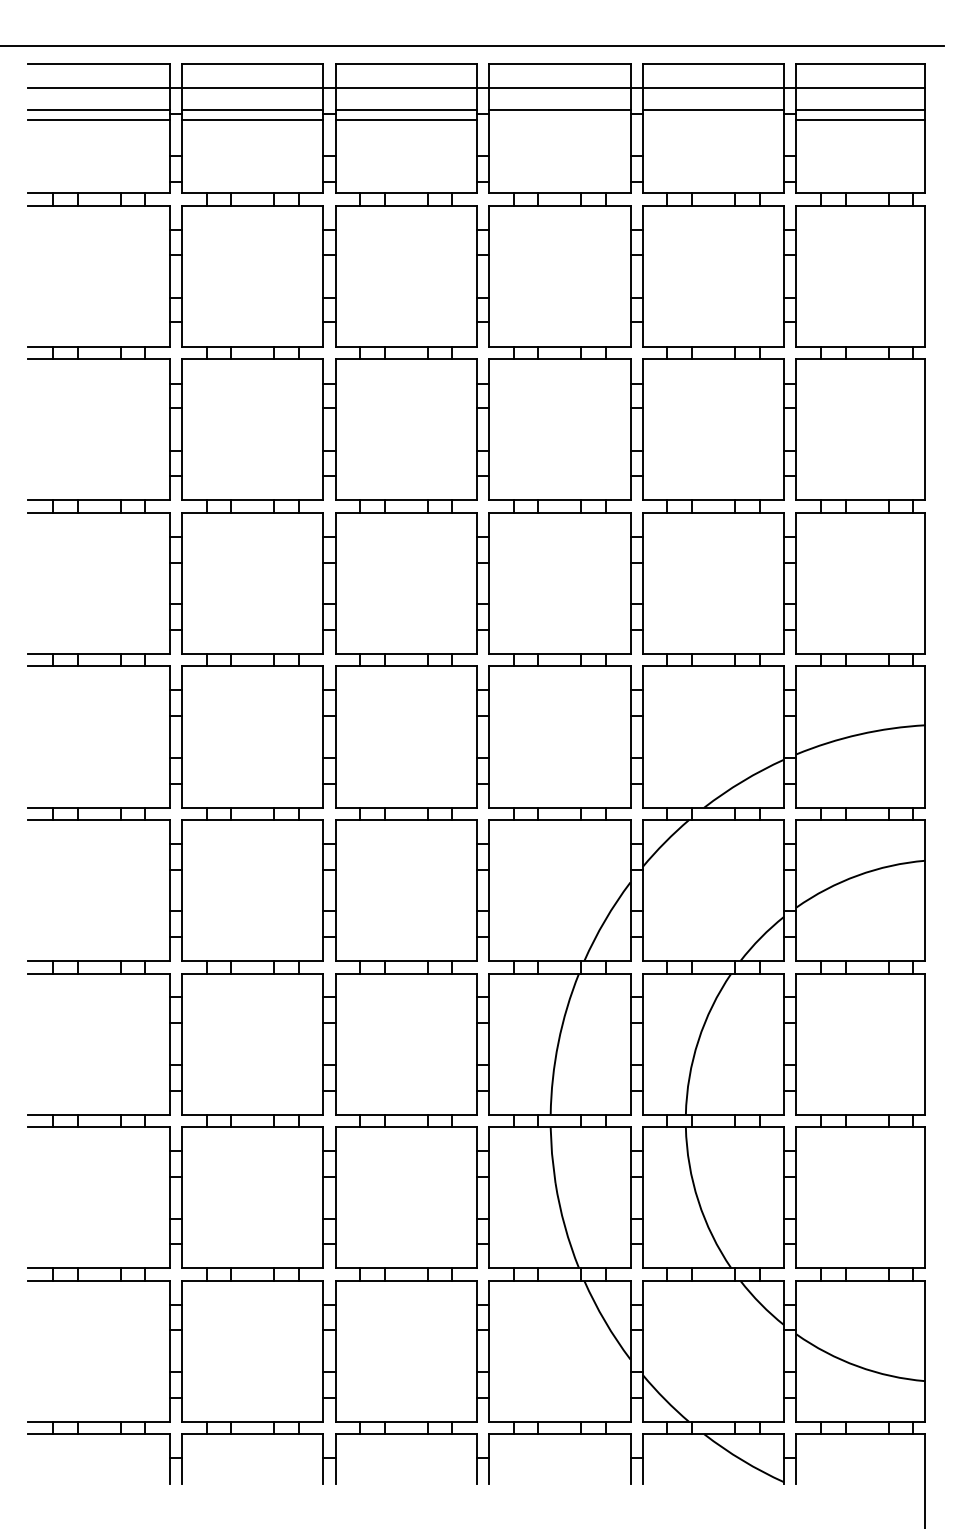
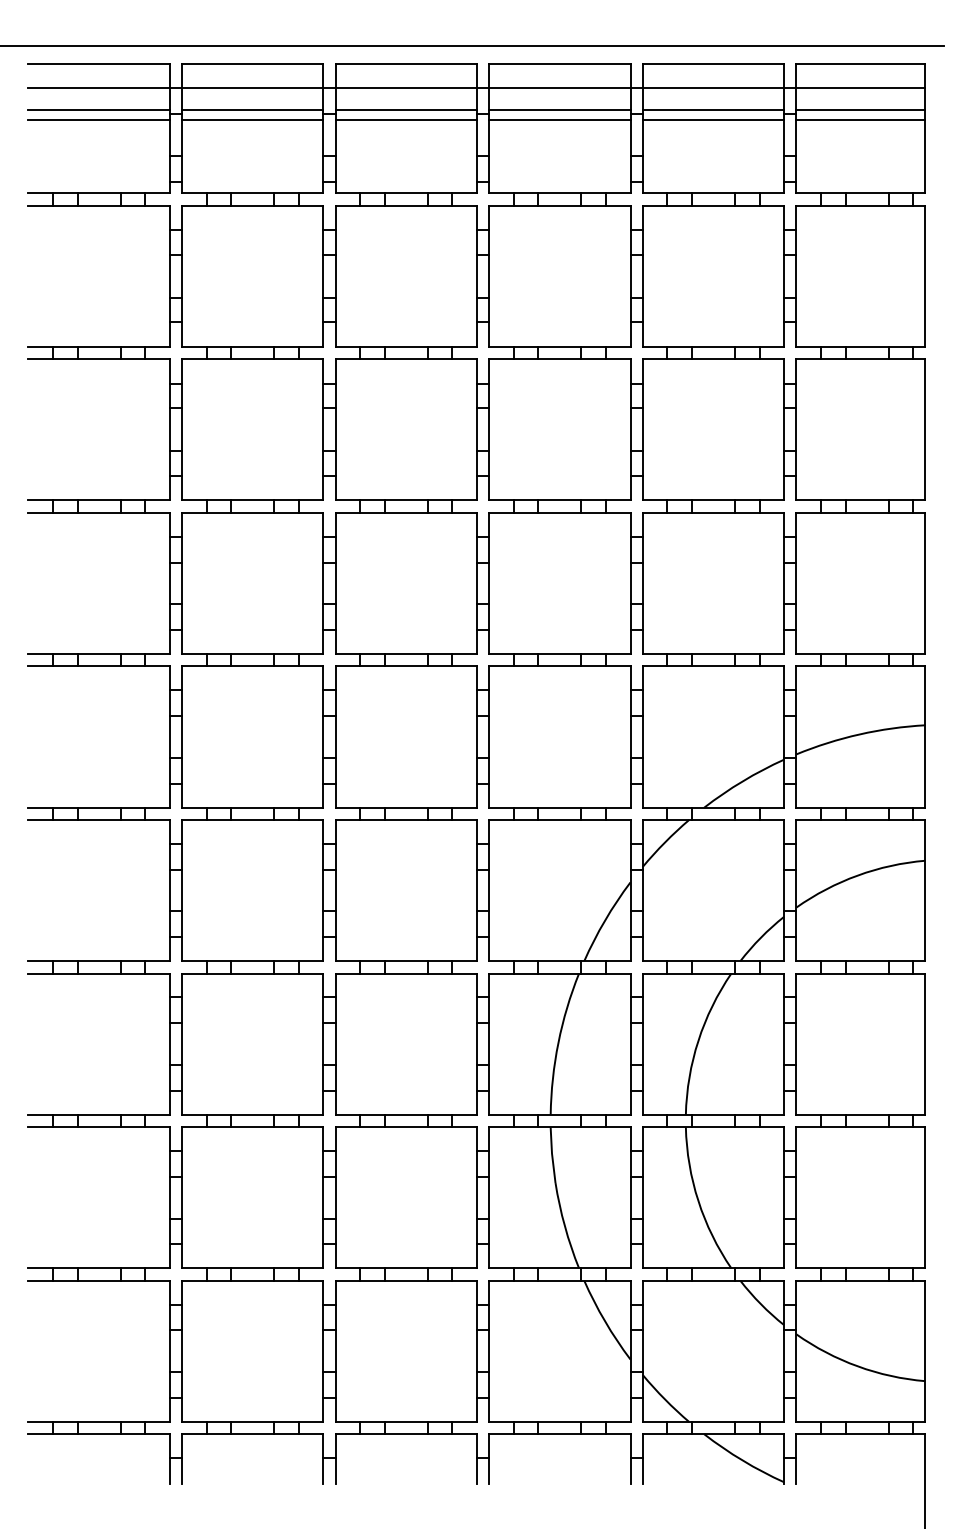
line: none -> present (559, 119)
line: none -> present (713, 119)
